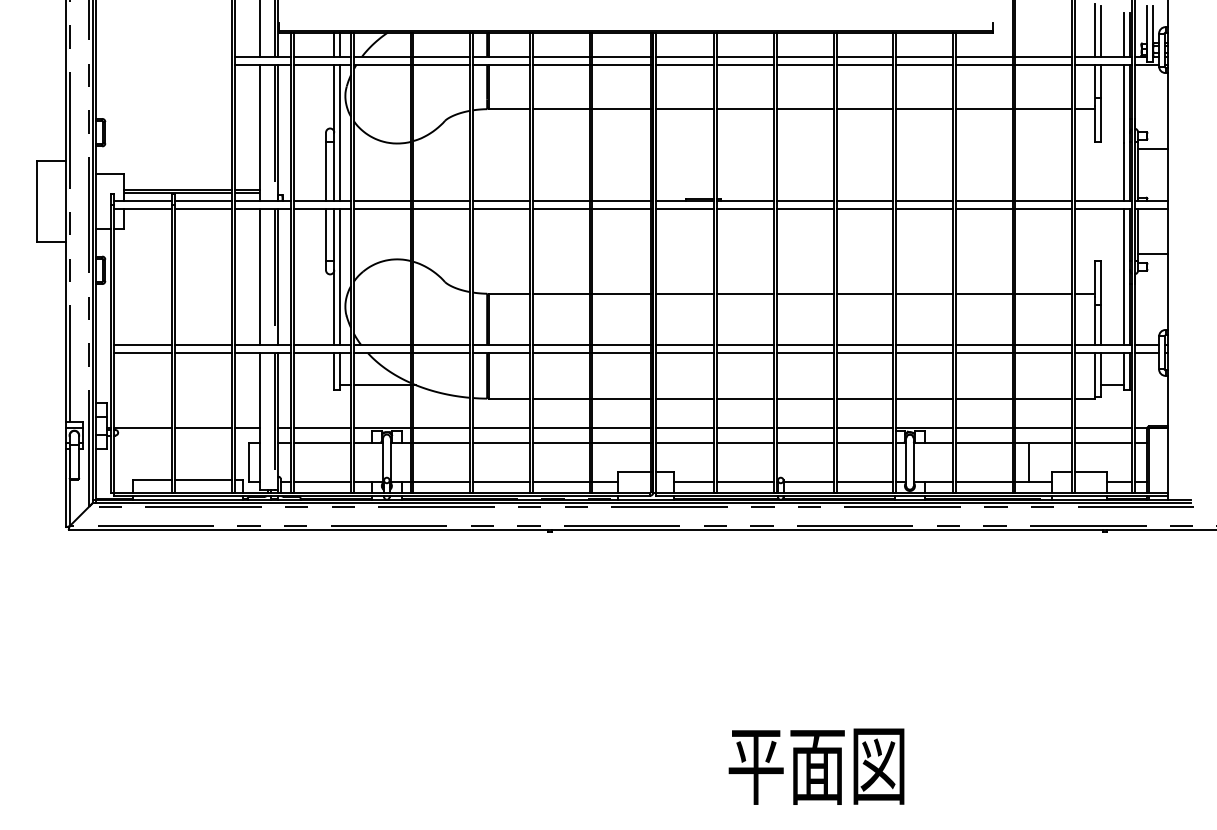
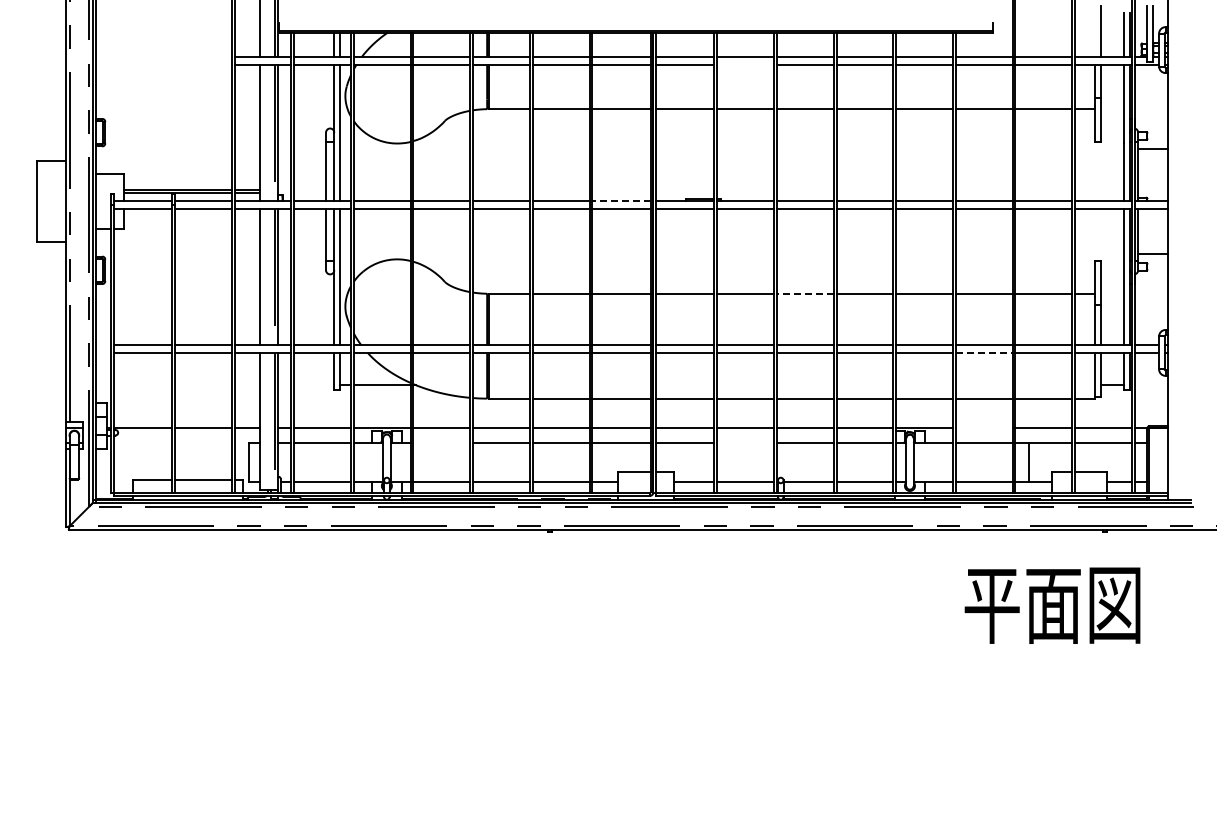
line: present -> none (1095, 30)
line: present -> none (745, 65)
line: solid -> dashed (621, 200)
line: solid -> dashed (804, 293)
line: solid -> dashed (984, 353)
line: present -> none (983, 428)
line: present -> none (441, 442)
line: present -> none (745, 442)
text position: (816, 766) -> (1052, 605) (1052, 605)
